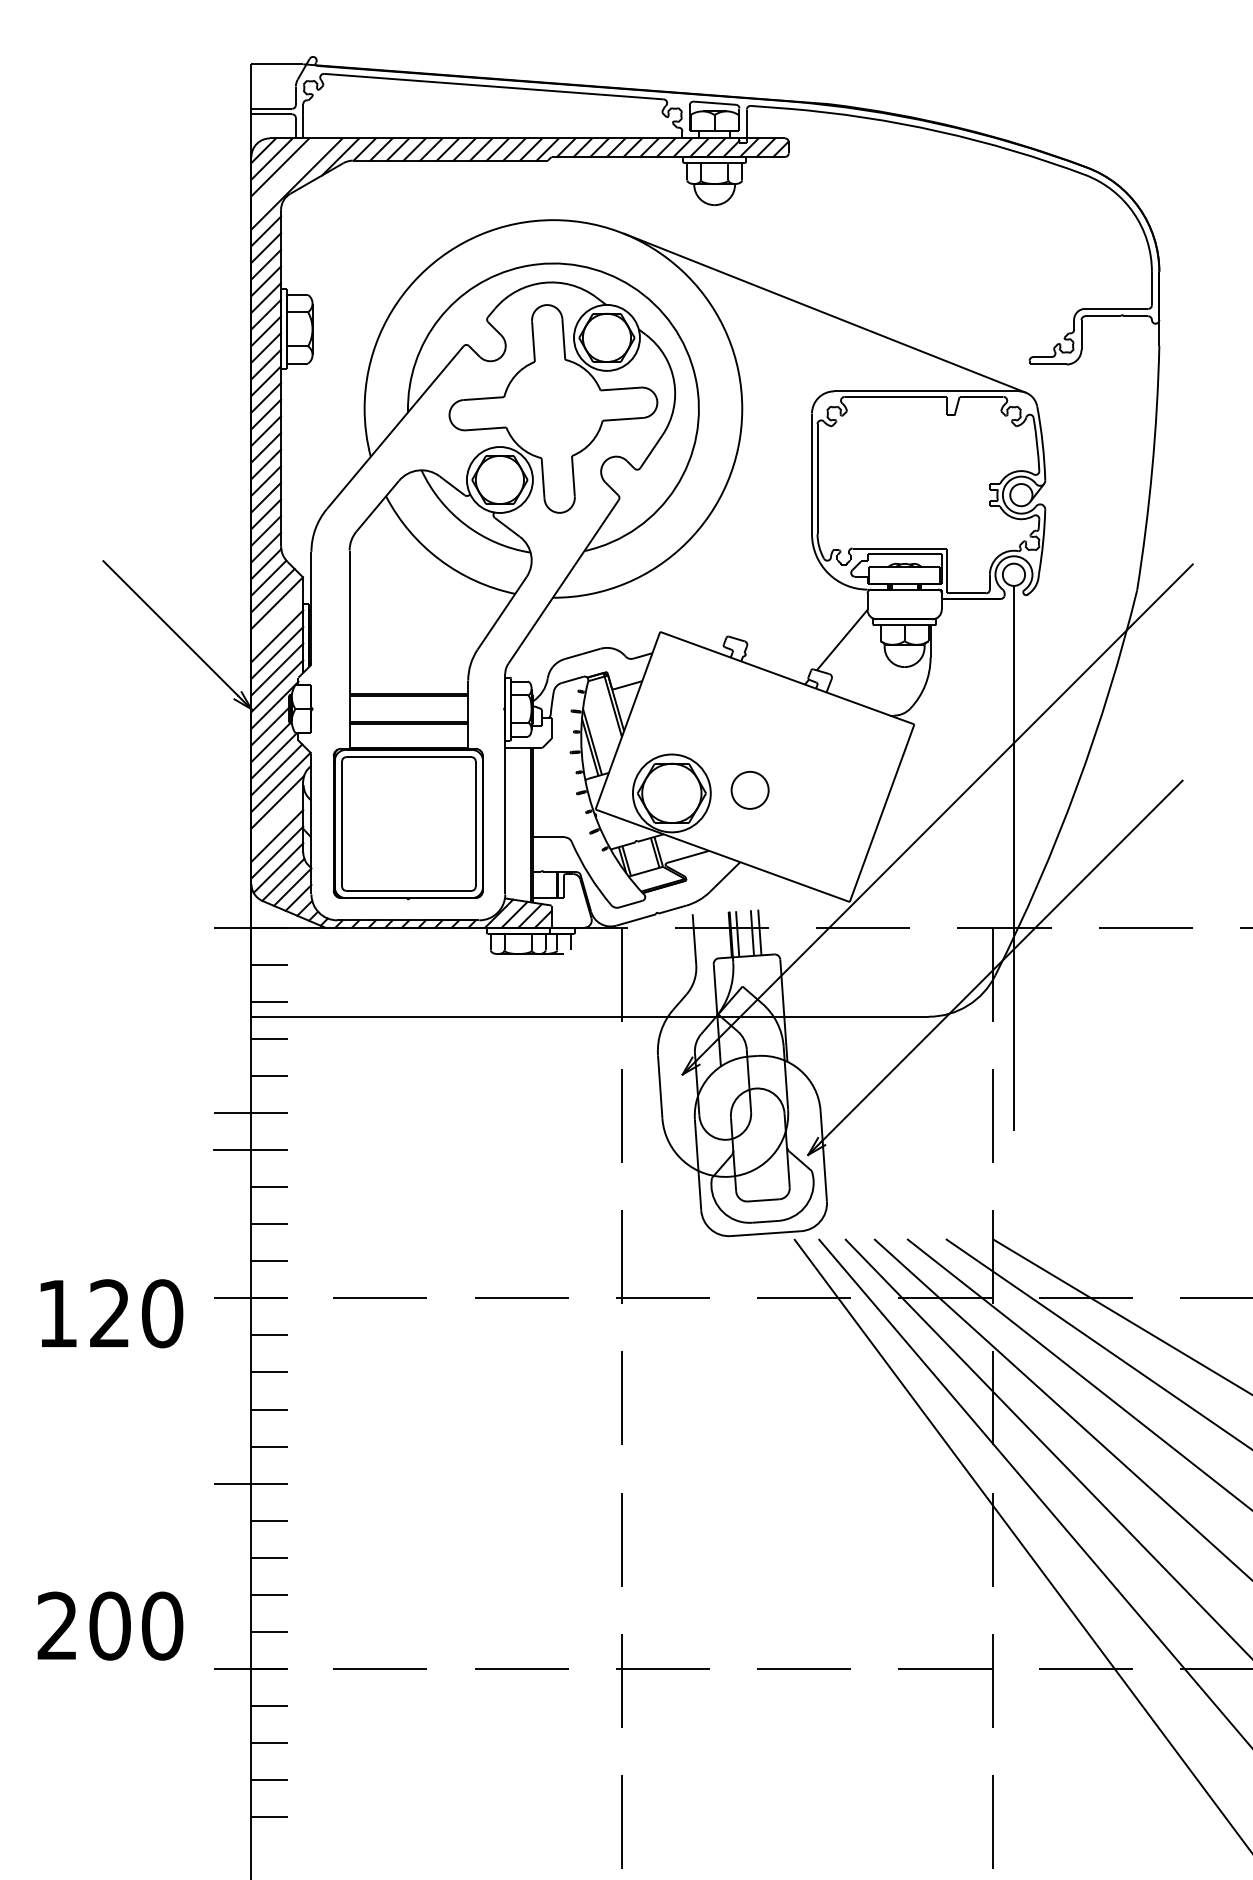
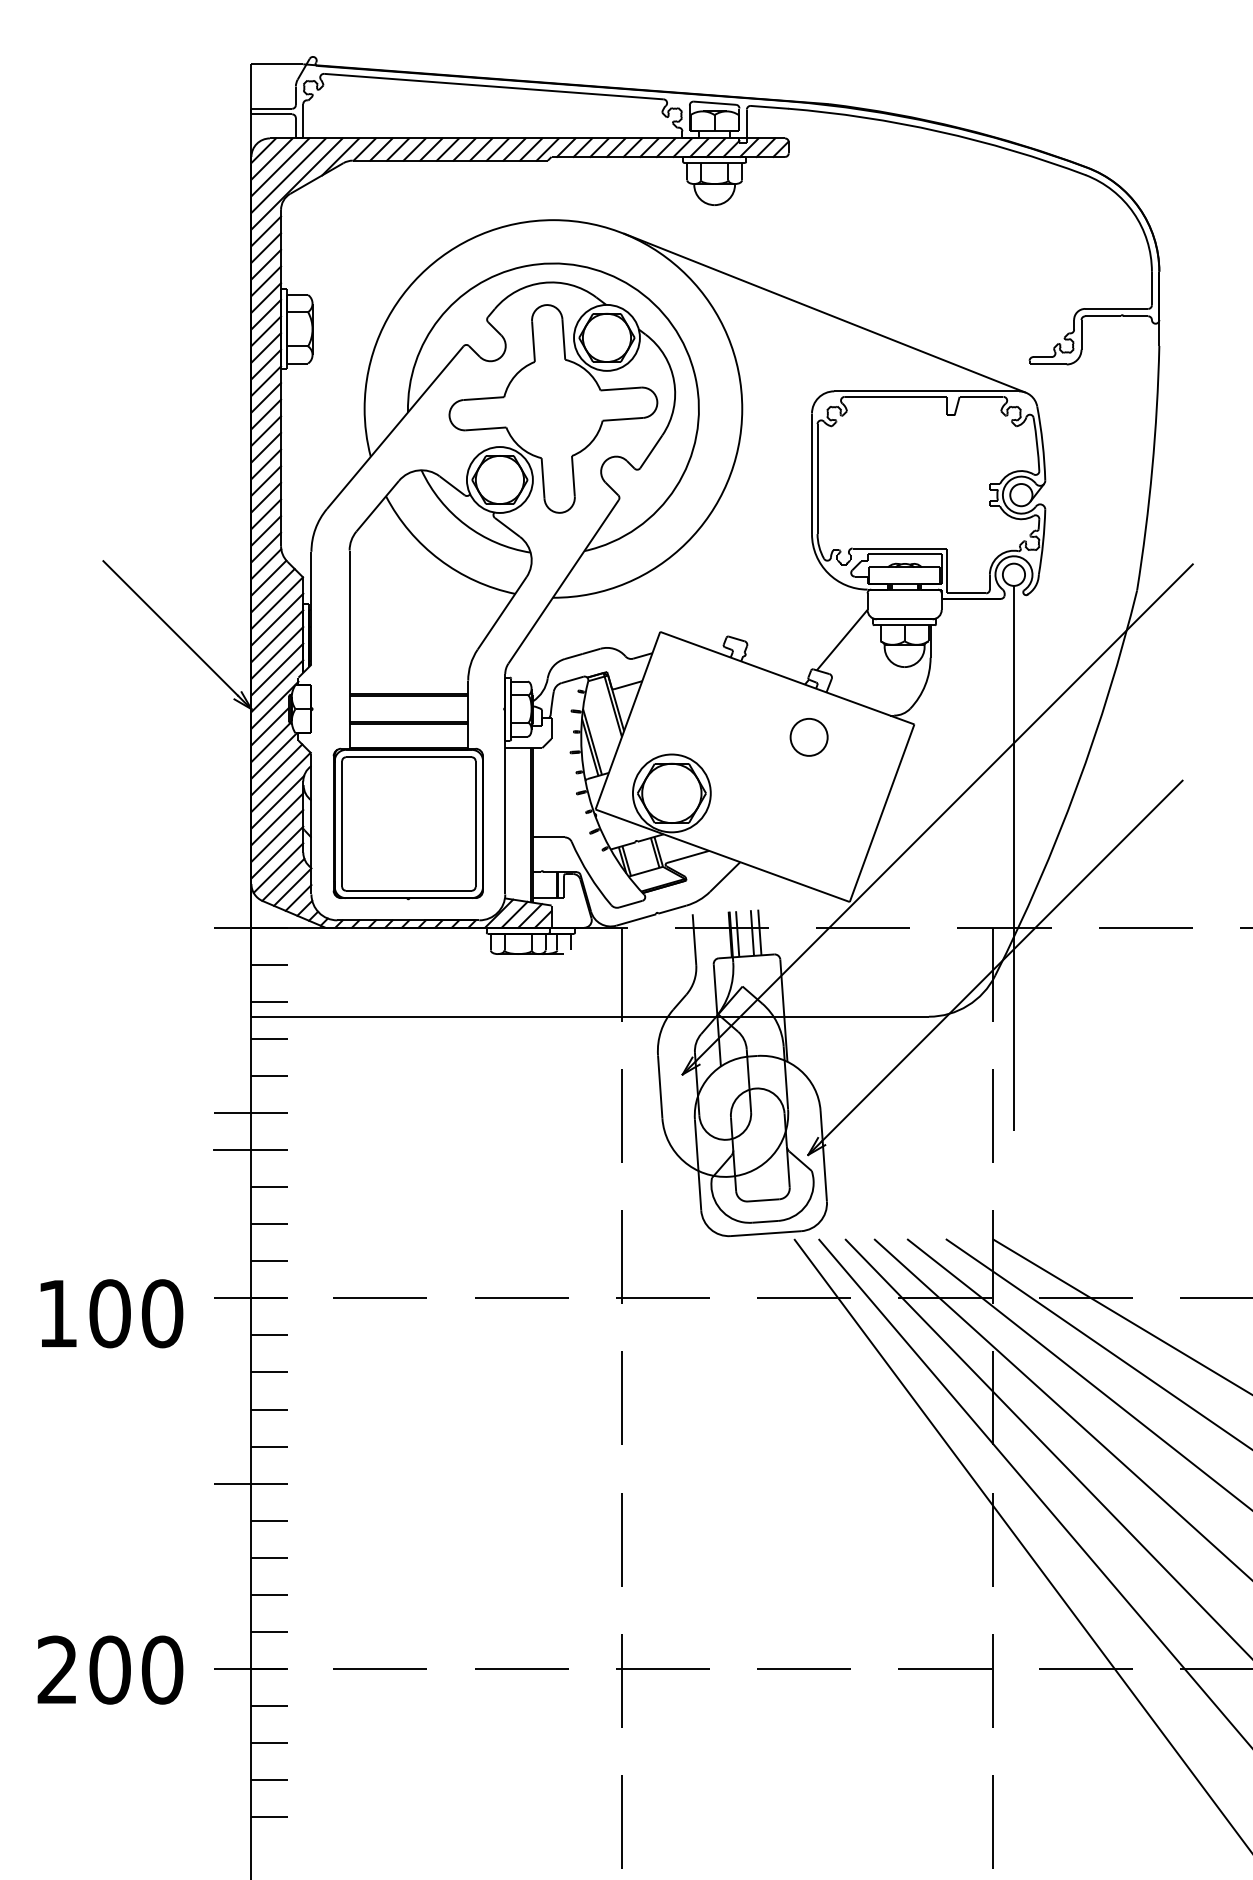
line: none -> present (288, 175)
line: none -> present (277, 619)
part position: (749, 790) -> (808, 737) (808, 737)
line: none -> present (277, 819)
text: 120 -> 100 (109, 1313)
text position: (110, 1625) -> (110, 1669) (110, 1669)
